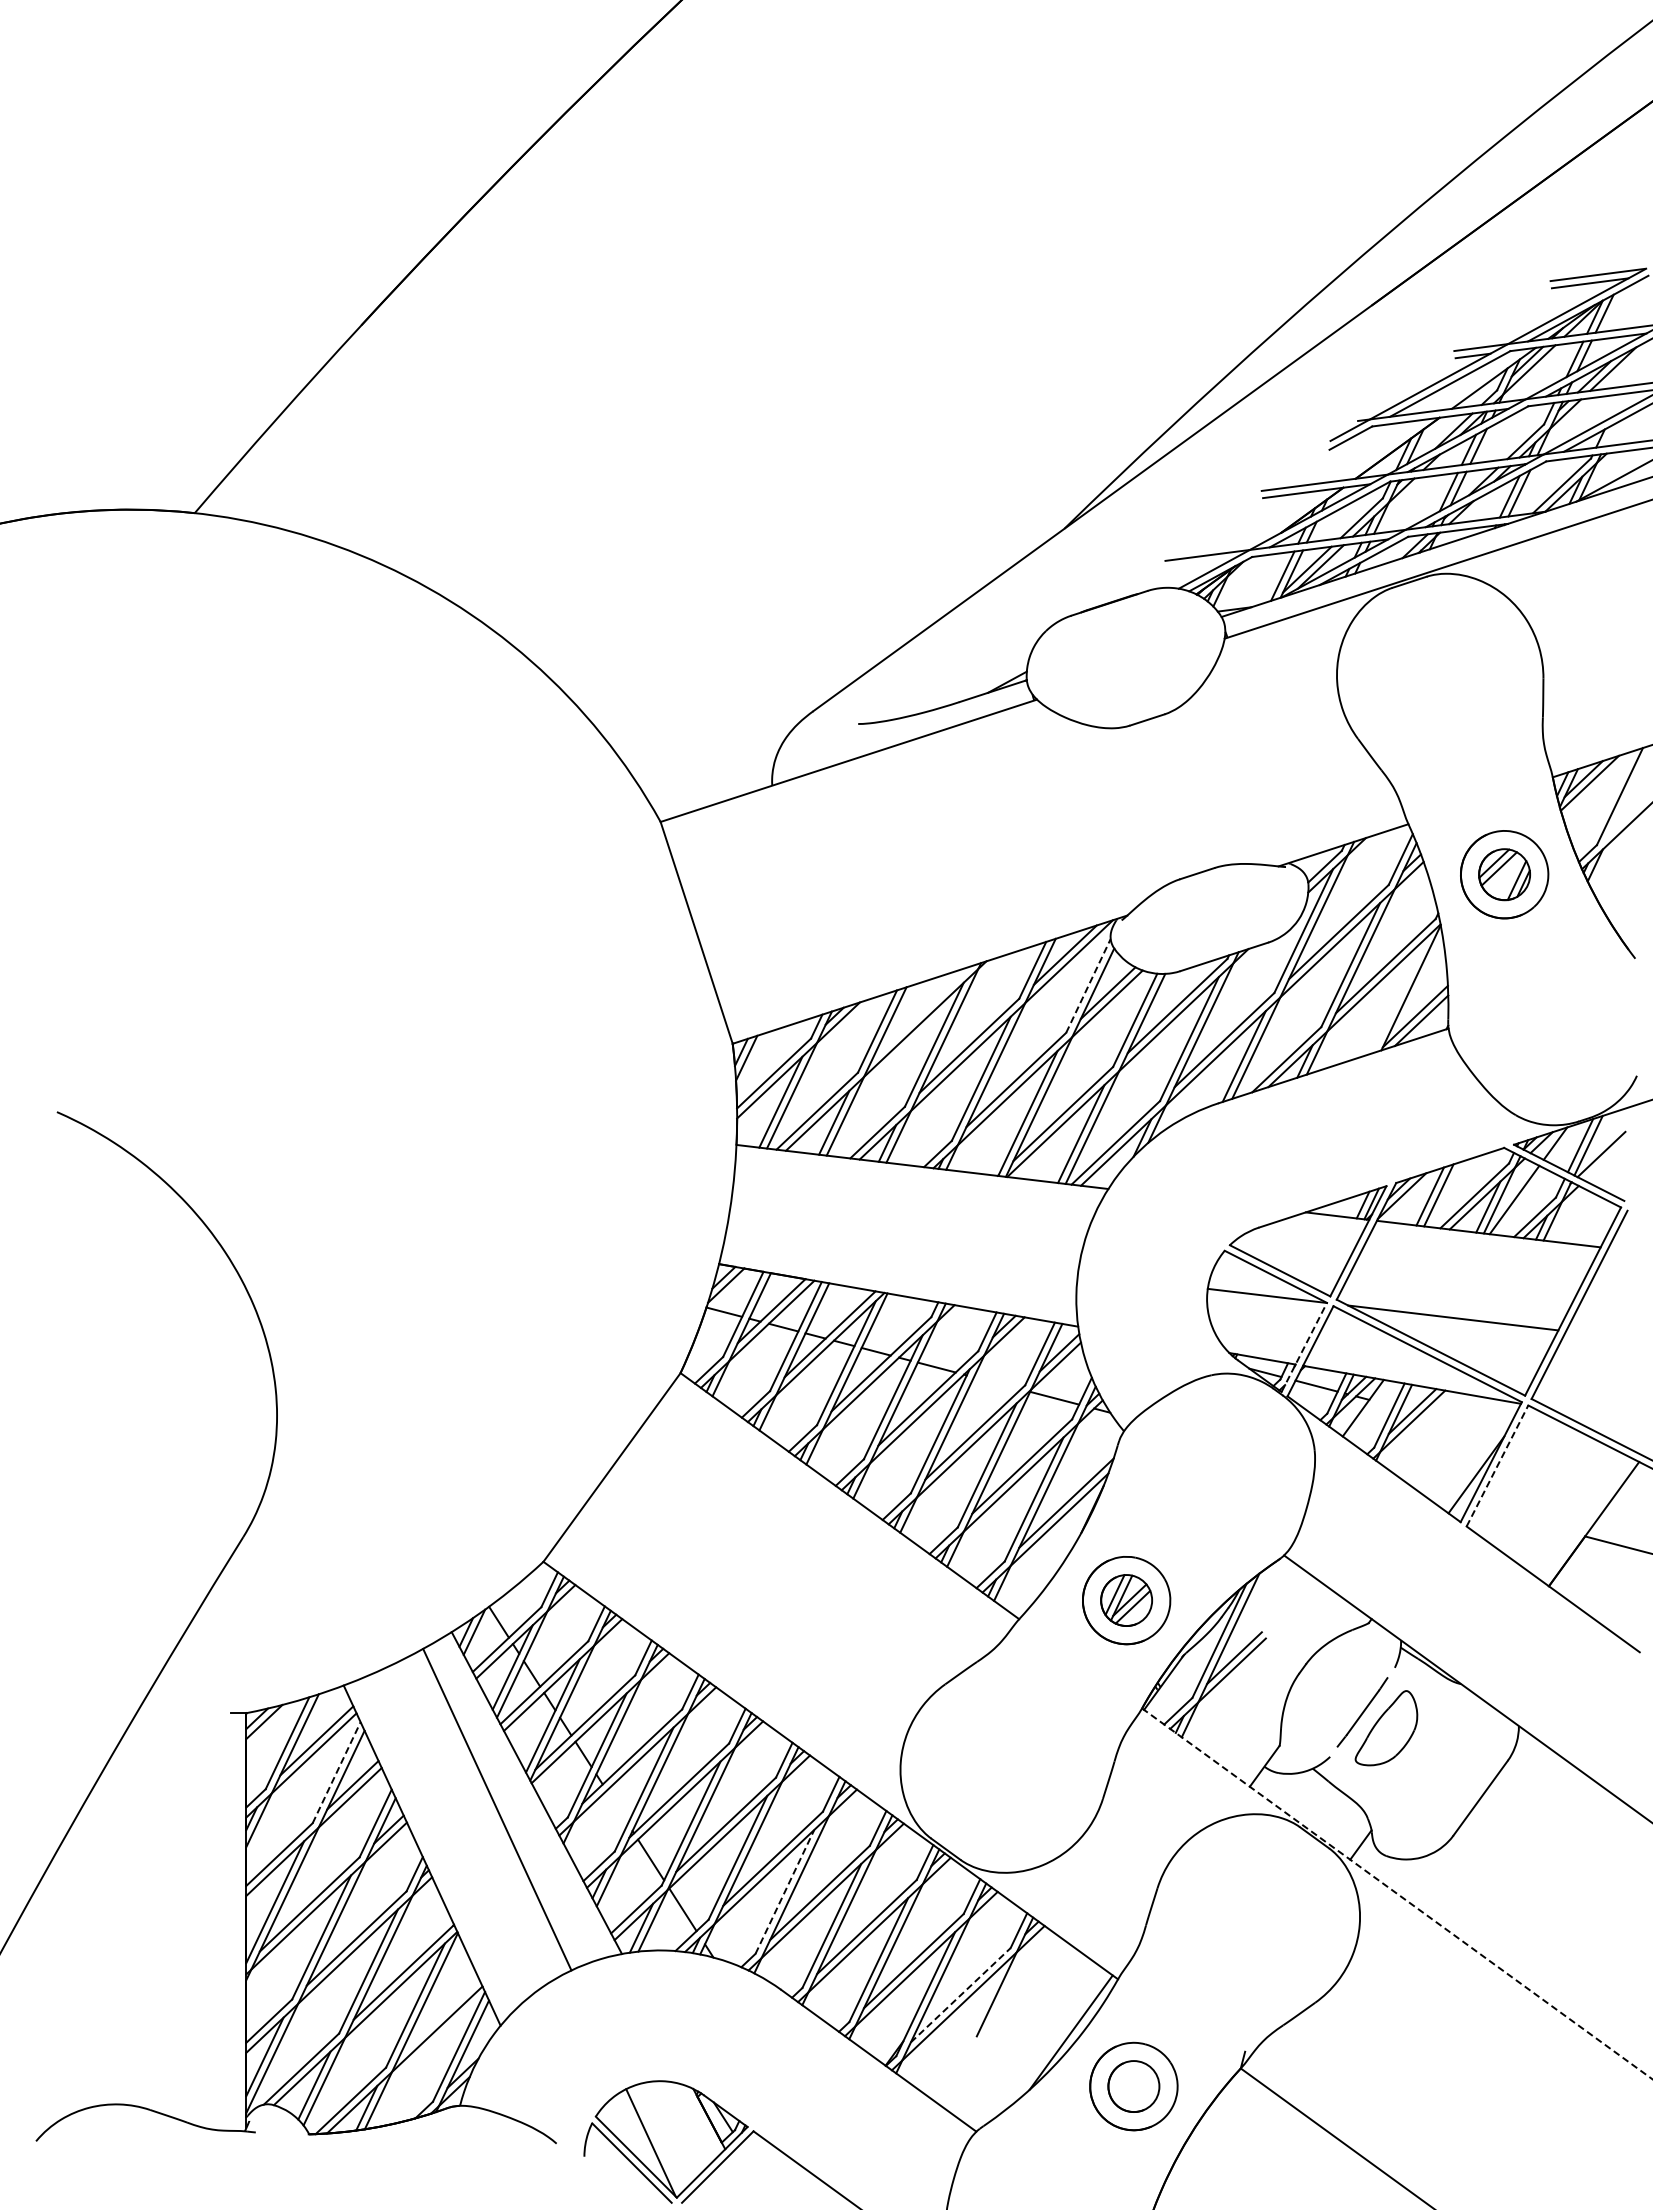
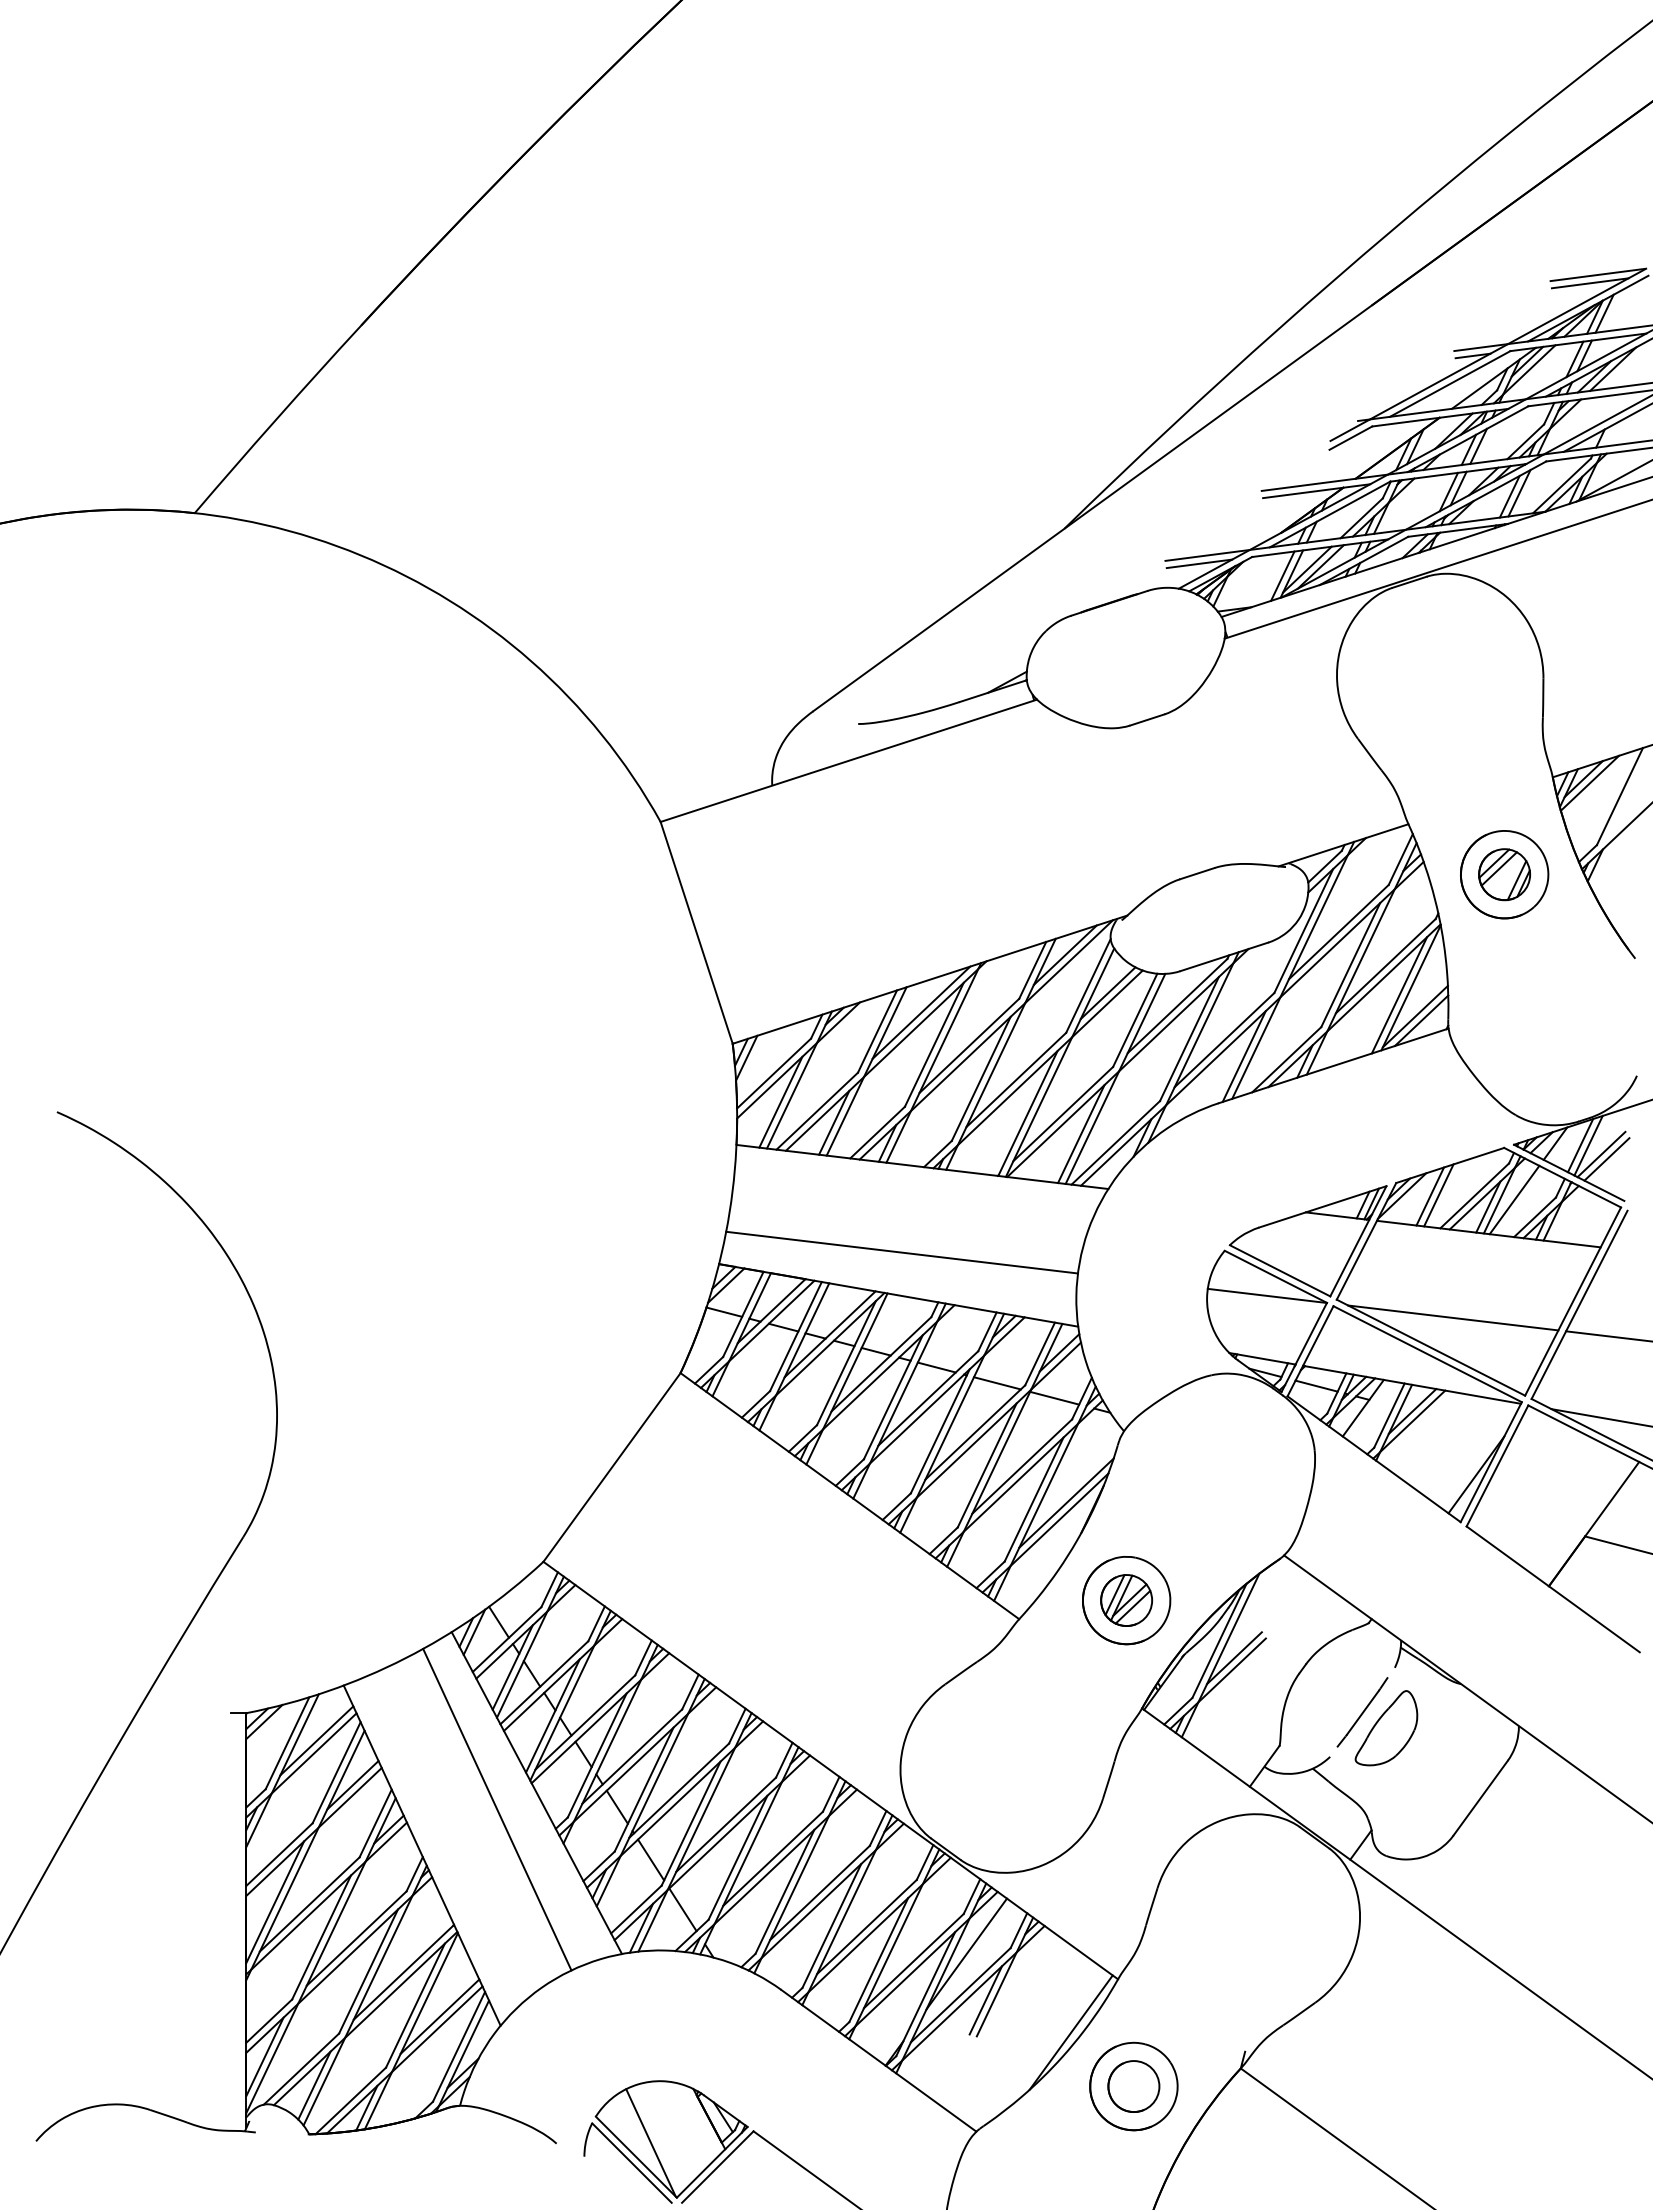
line: none -> present (1199, 563)
line: dashed -> solid (1088, 985)
line: none -> present (1399, 995)
line: none -> present (921, 1012)
line: none -> present (1606, 1159)
line: none -> present (901, 1252)
line: none -> present (1607, 1336)
line: dashed -> solid (1304, 1347)
line: none -> present (997, 1383)
line: none -> present (1600, 1417)
line: dashed -> solid (1497, 1465)
line: dashed -> solid (336, 1772)
line: none -> present (616, 1806)
line: dashed -> solid (784, 1891)
line: dashed -> solid (1397, 1894)
line: none -> present (966, 1953)
line: dashed -> solid (960, 1995)
line: none -> present (985, 2000)
line: none -> present (439, 2016)
